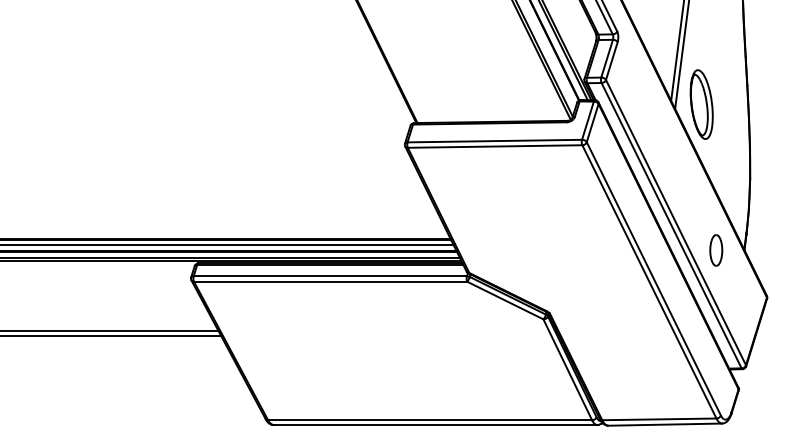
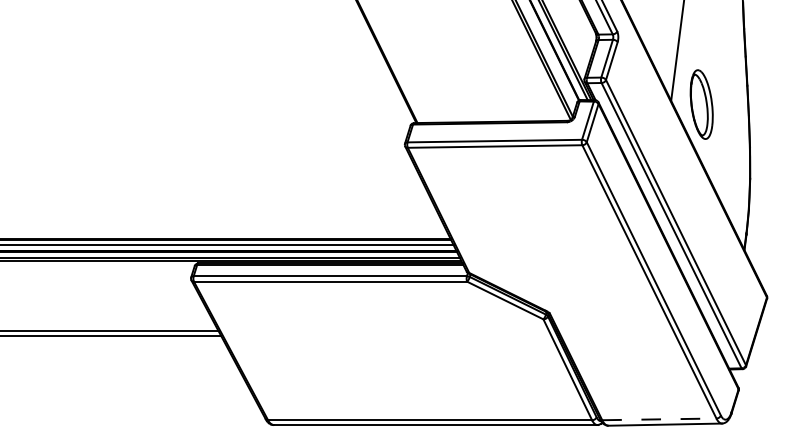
line: present -> none (681, 55)
part: present -> none (716, 250)
line: solid -> dashed (659, 419)
